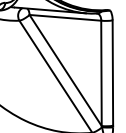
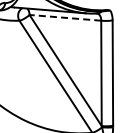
line: solid -> dashed (65, 17)
